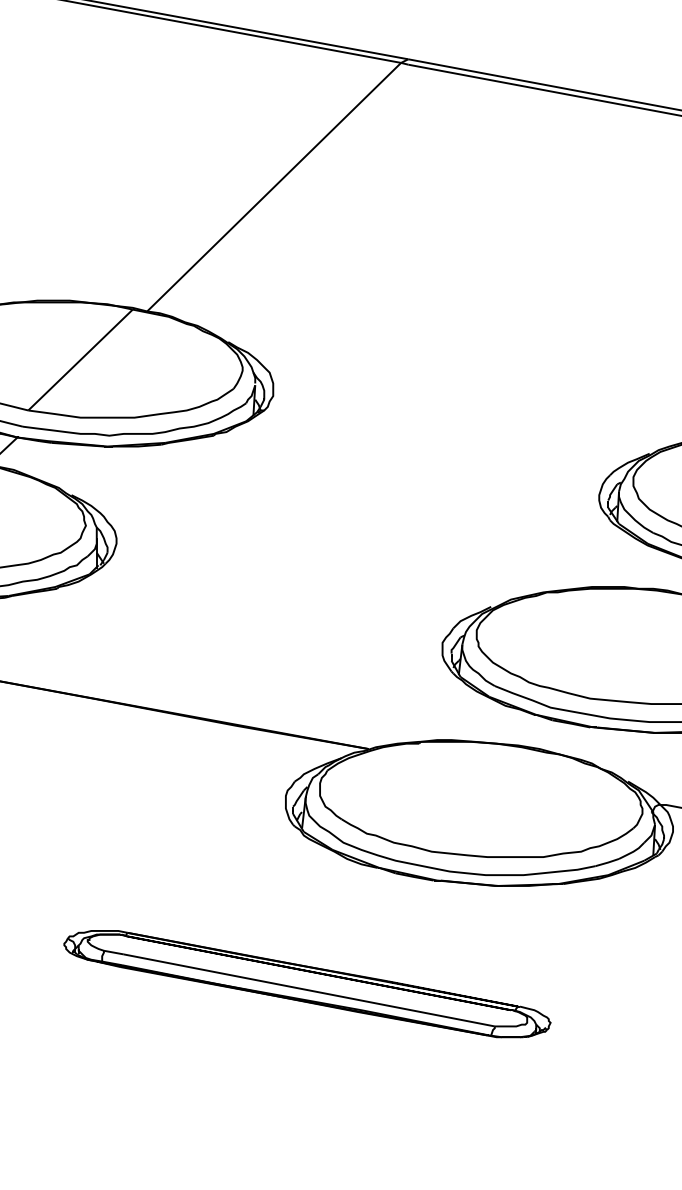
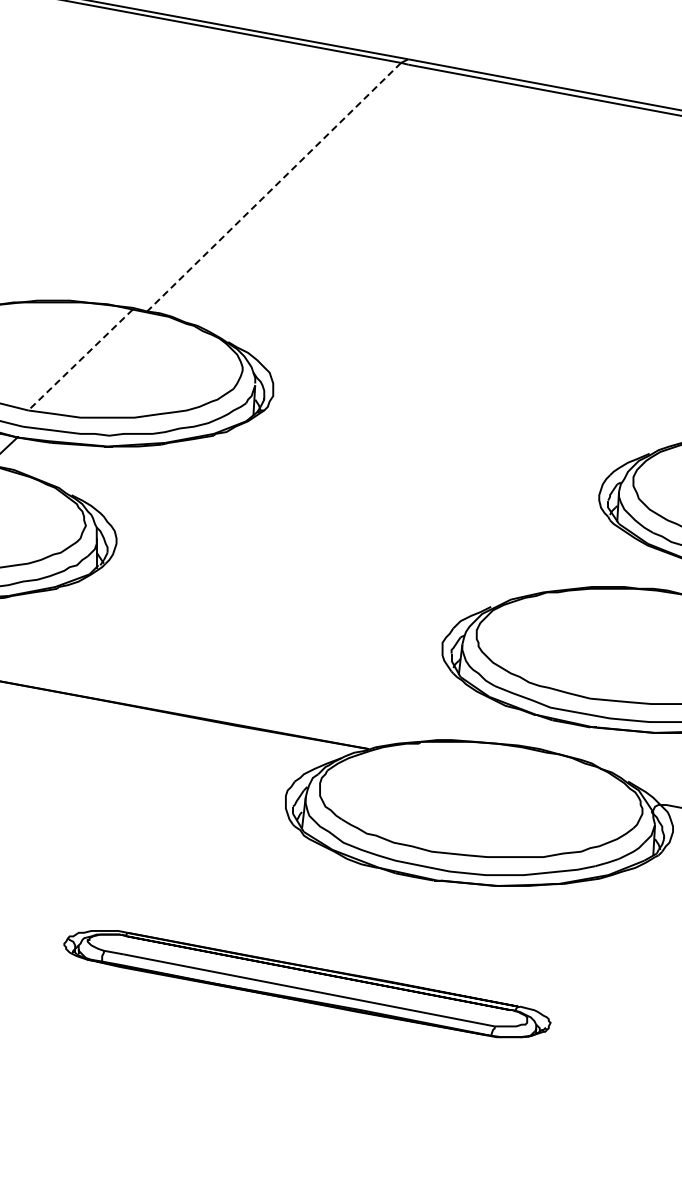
line: solid -> dashed (274, 187)
line: solid -> dashed (80, 360)
